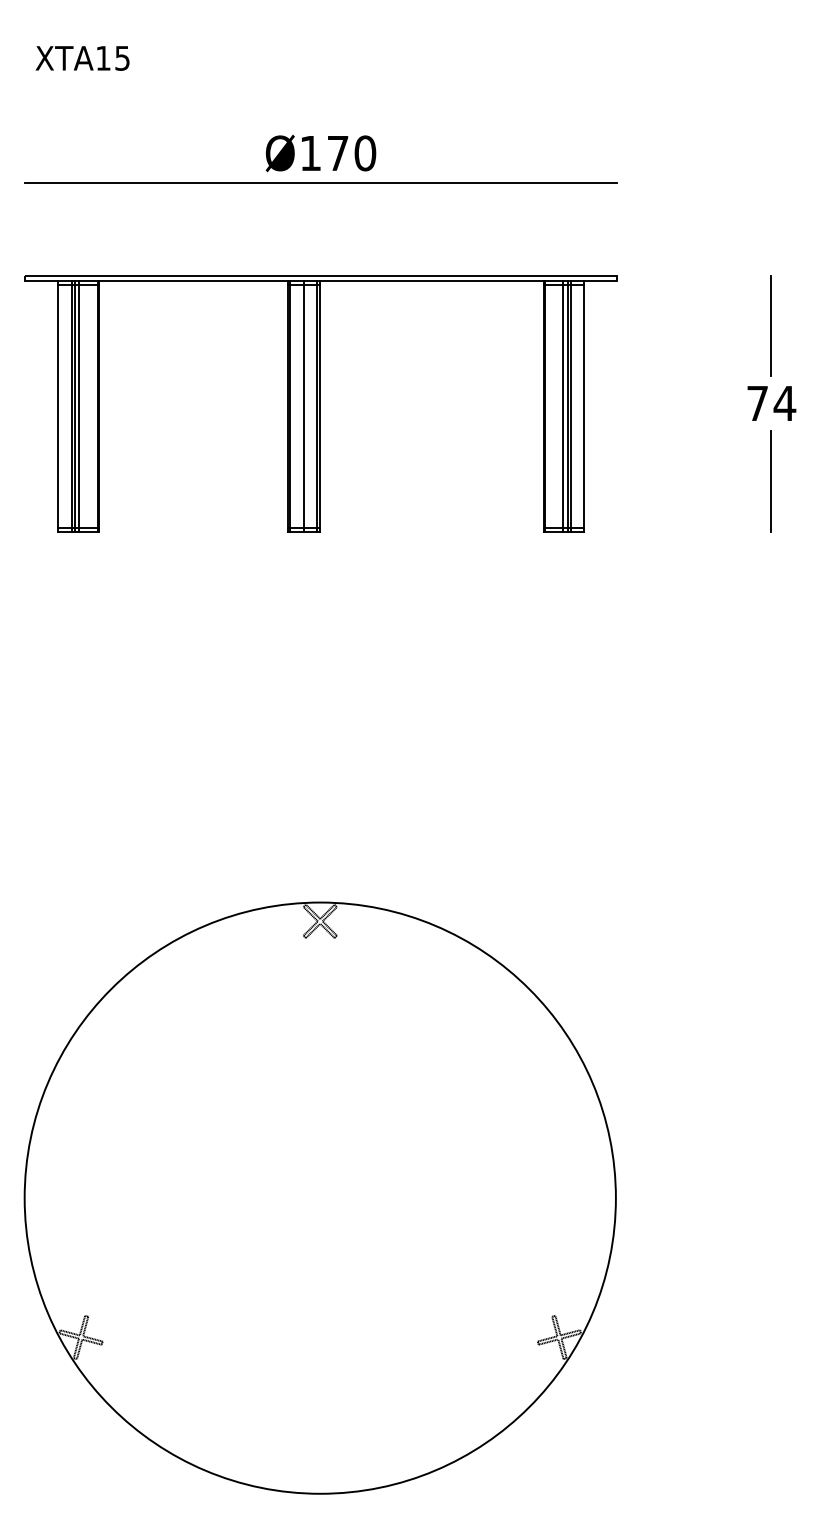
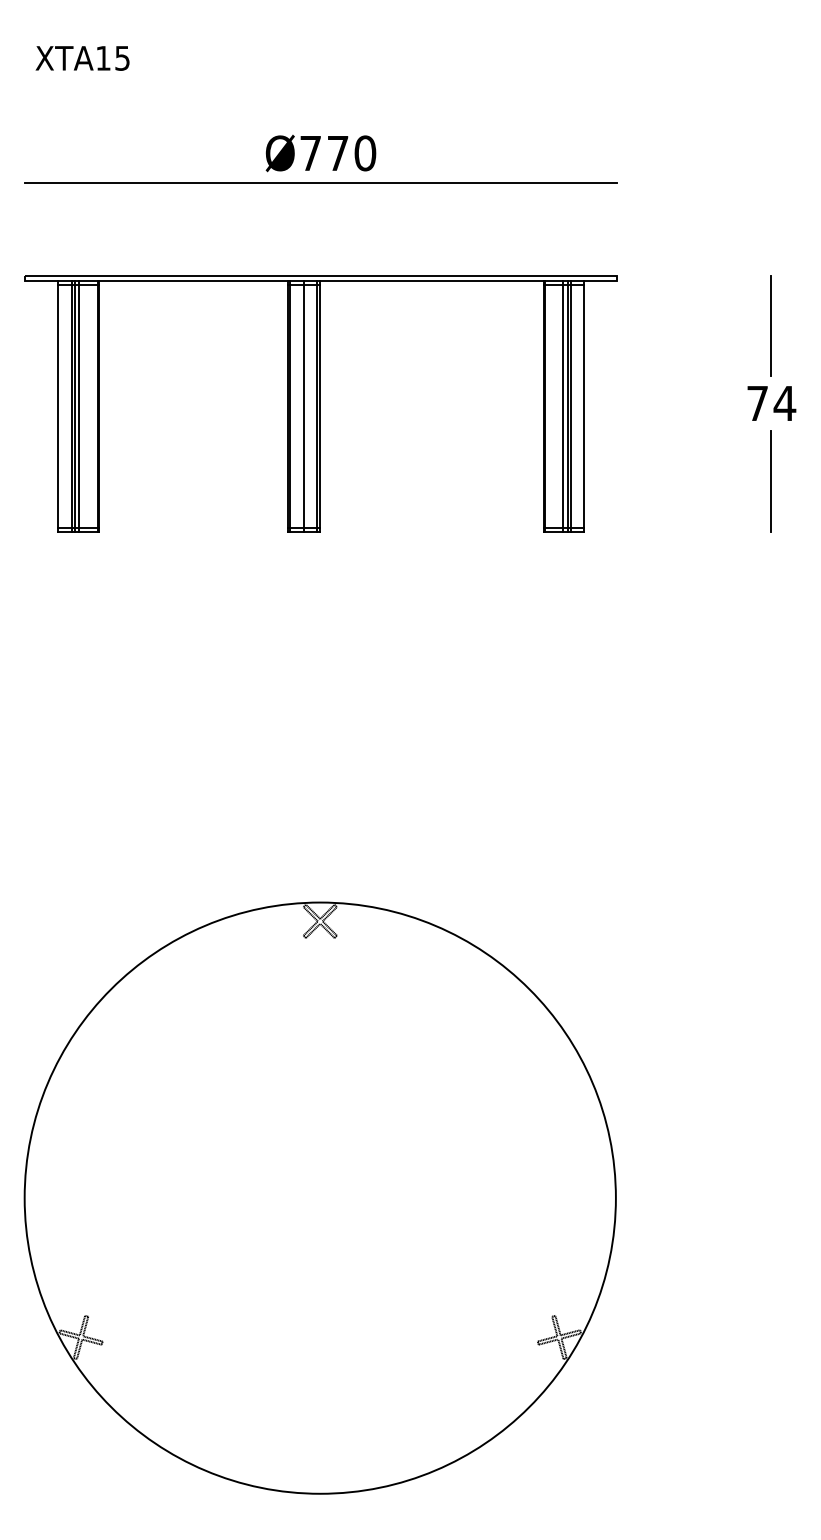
text: Ø170 -> Ø770 (310, 153)
